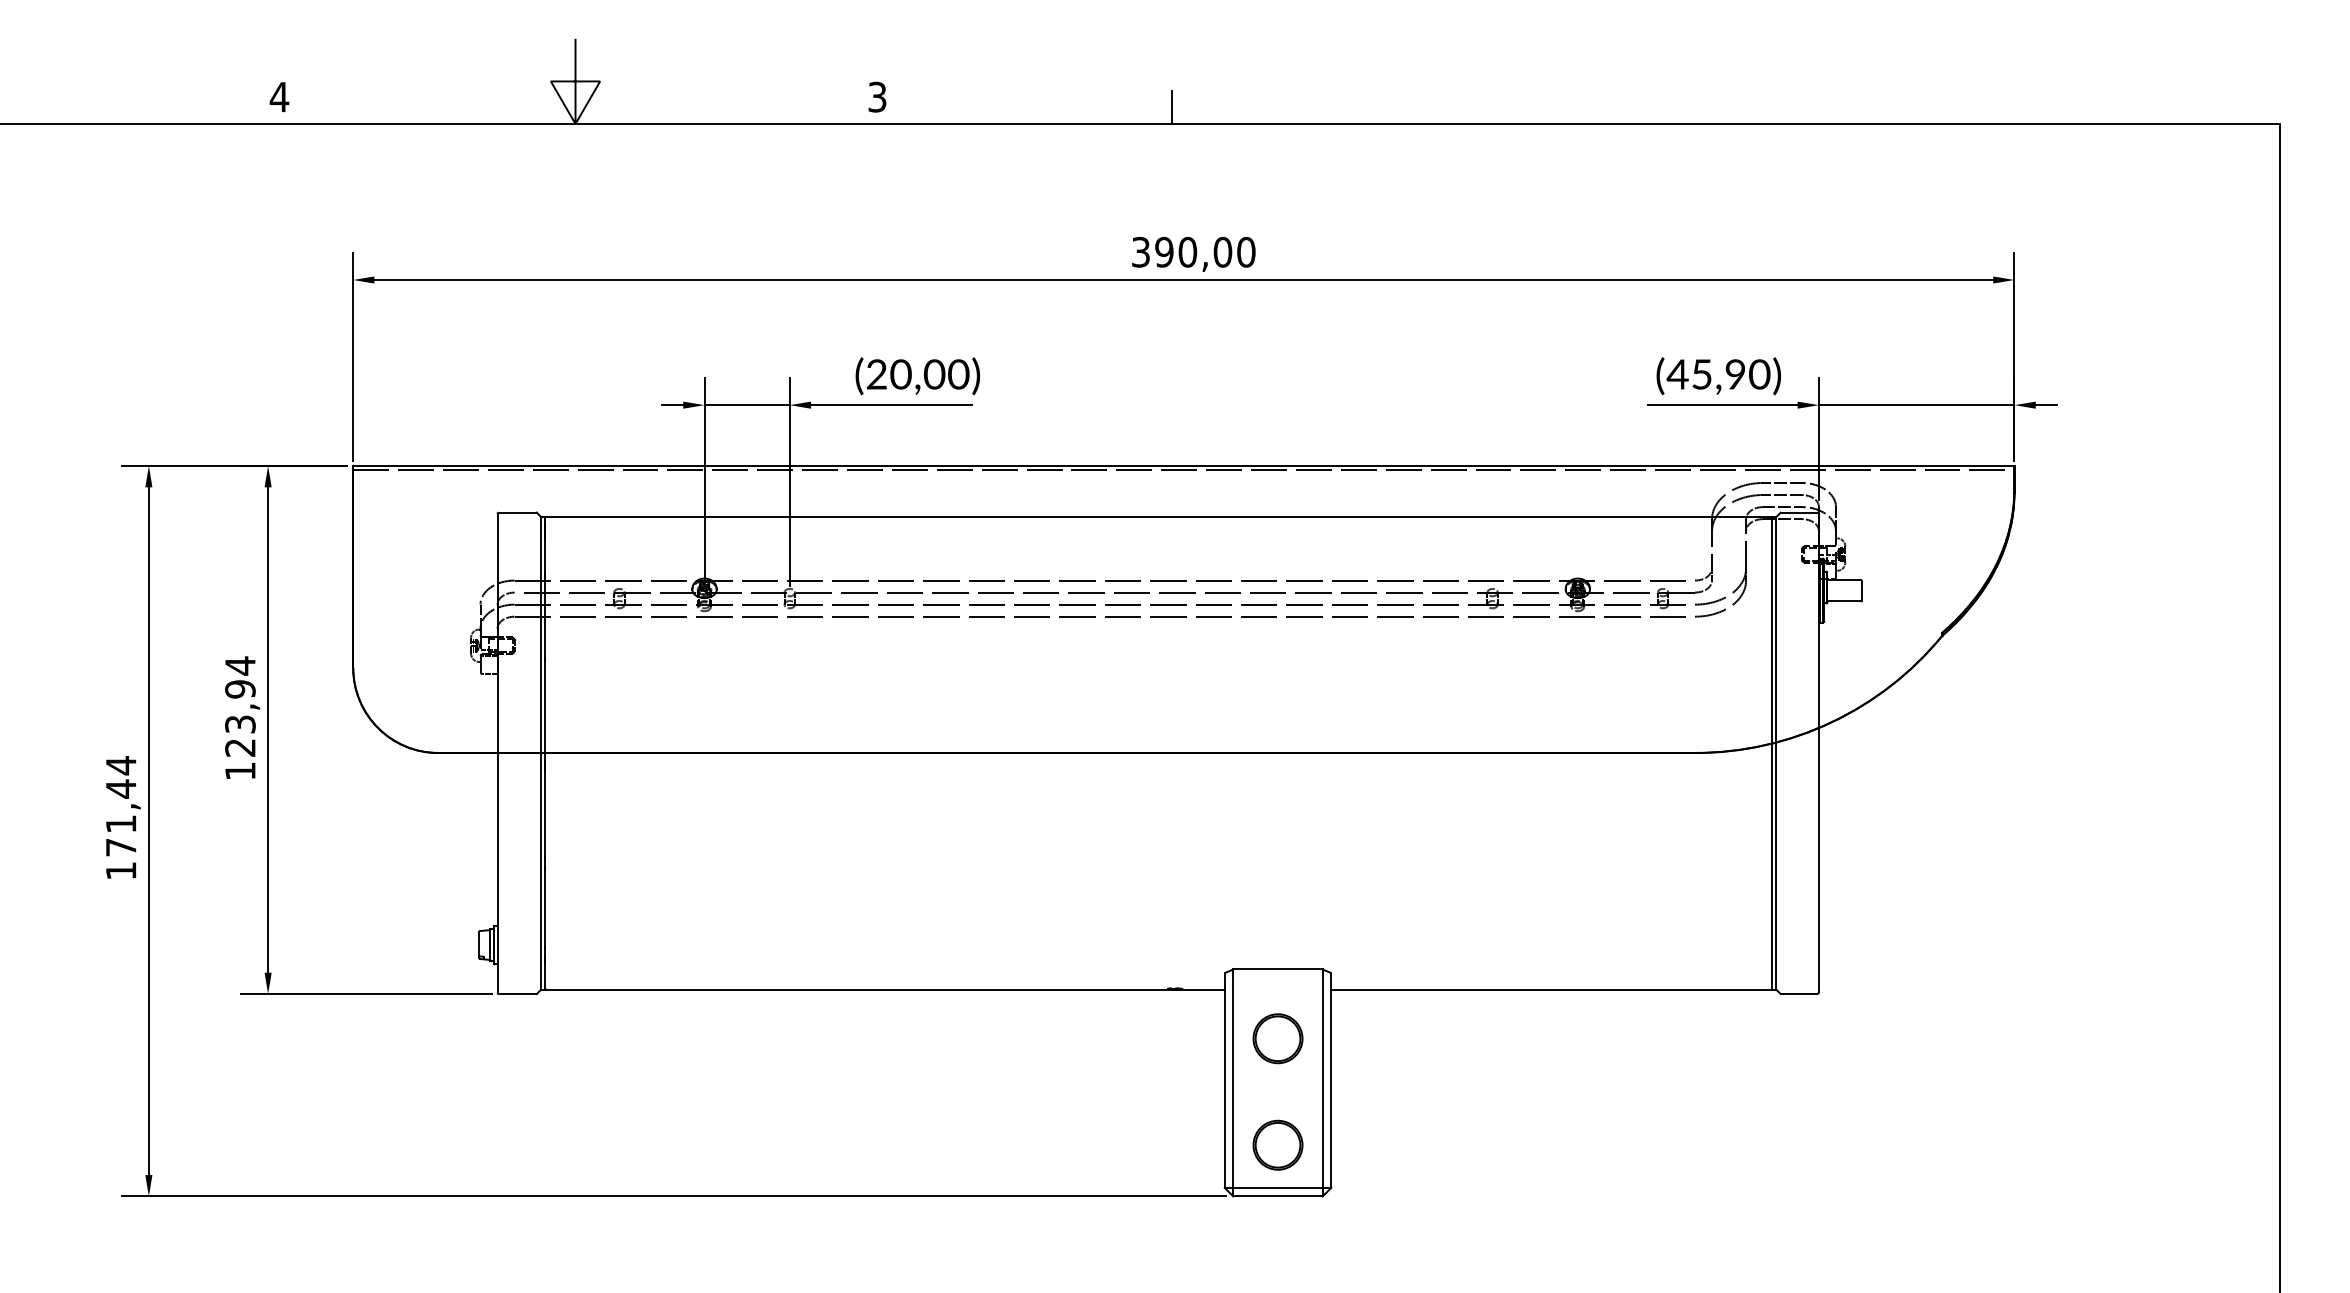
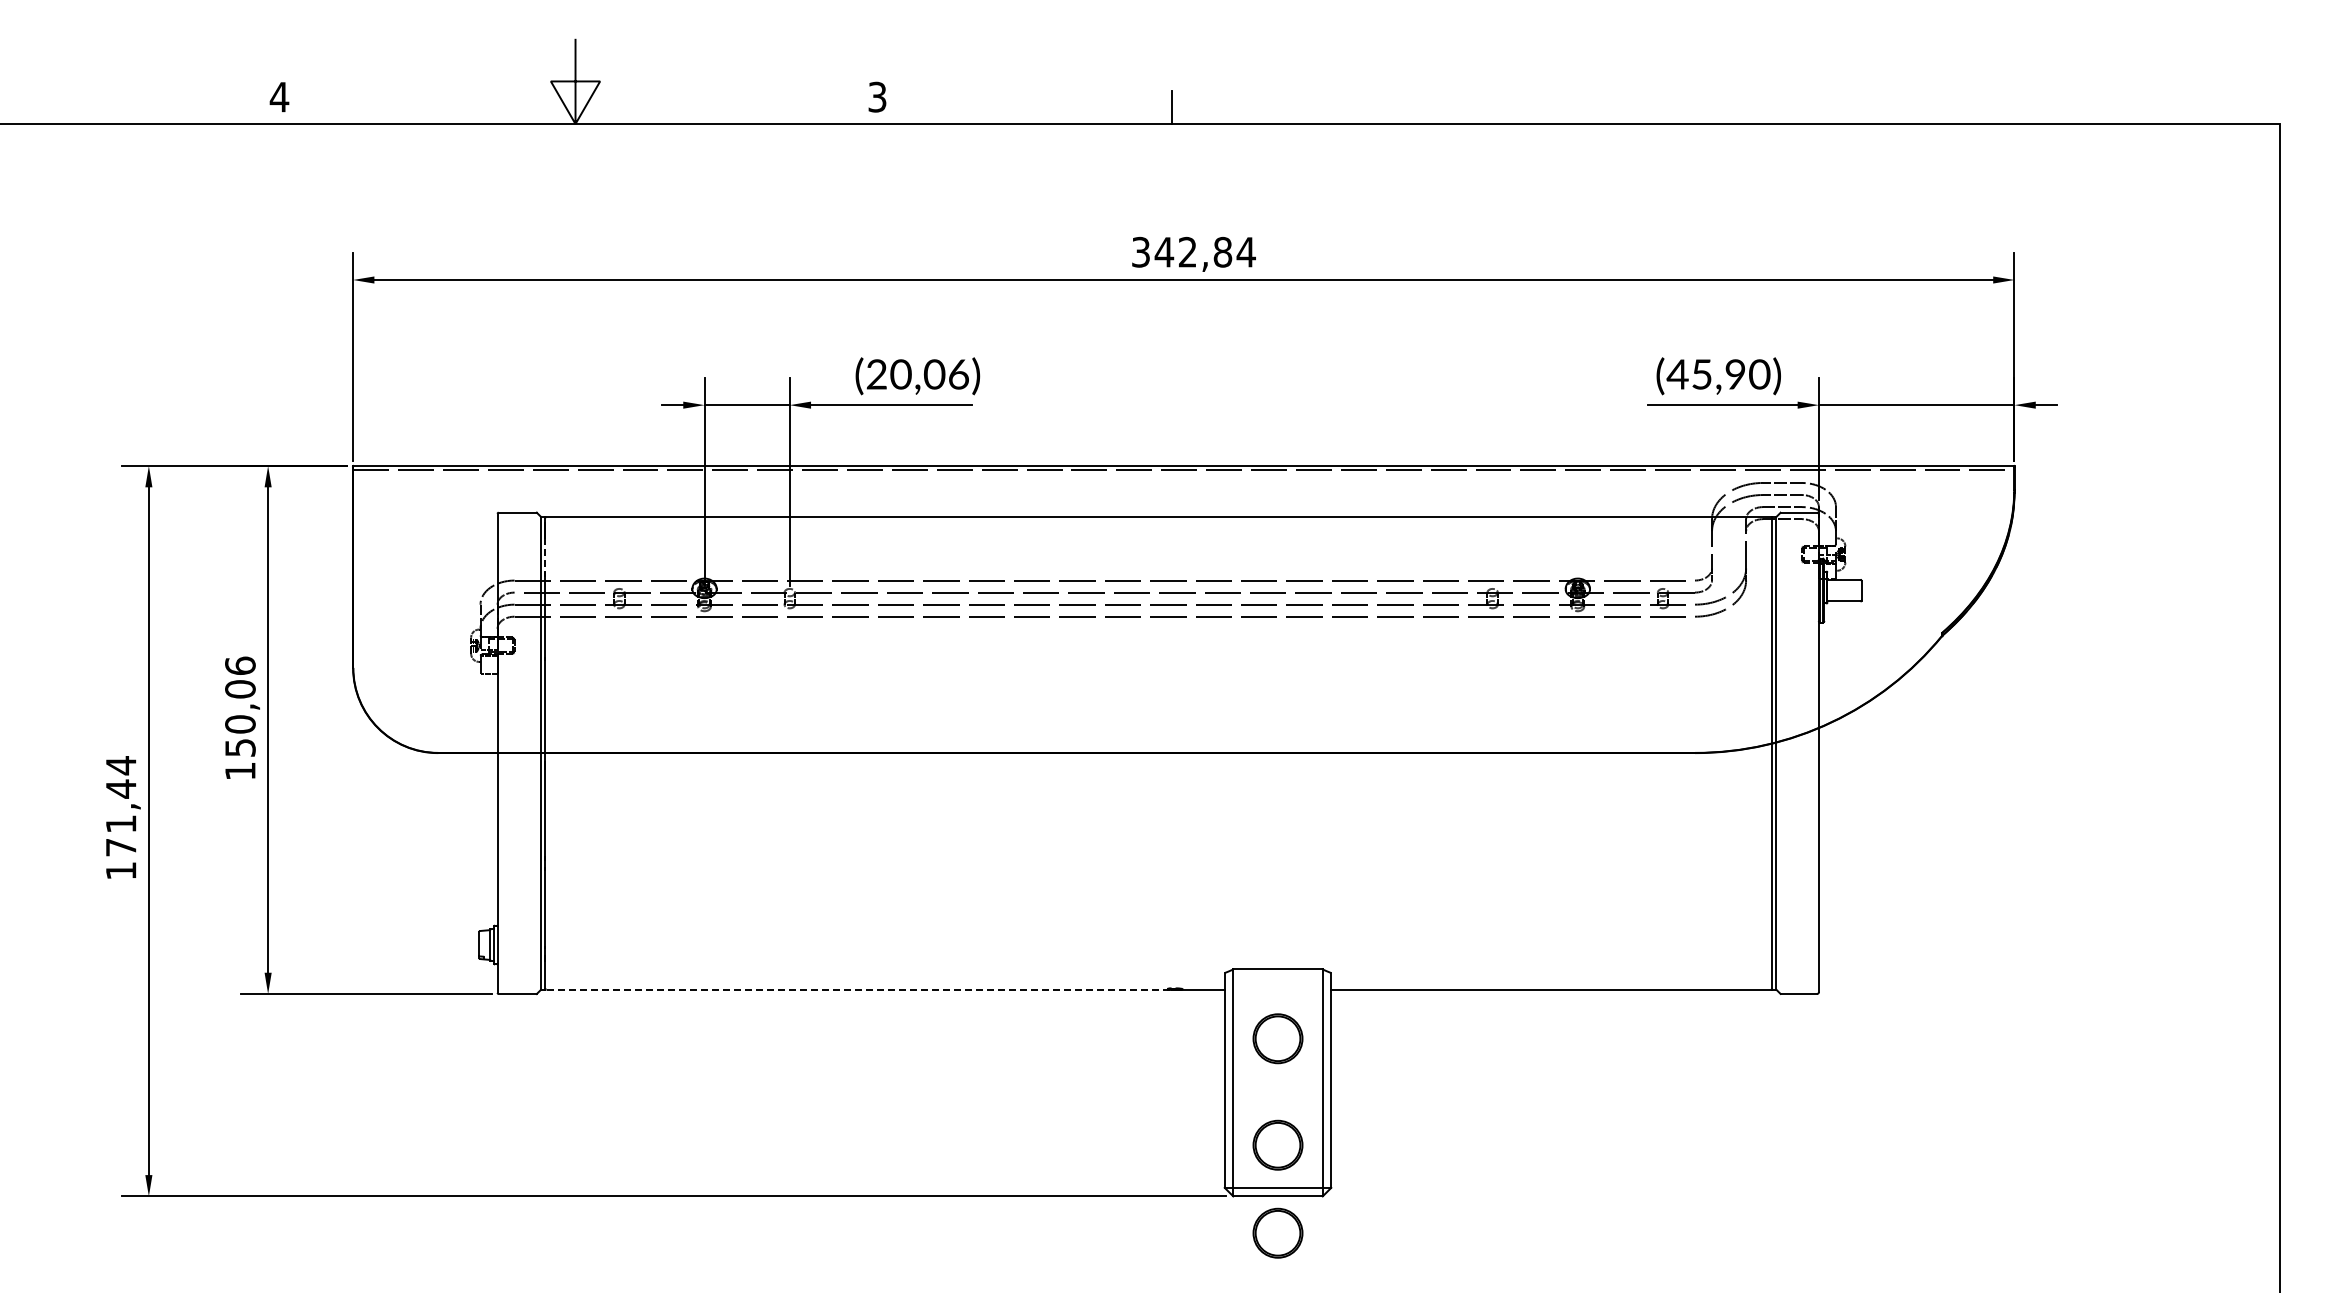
text: 390,00 -> 342,84 (1204, 251)
text: (20,00) -> (20,06) (958, 374)
line: solid -> dashed (545, 555)
text: 123,94 -> 150,06 (240, 706)
line: solid -> dashed (857, 989)
part: none -> present (1277, 1232)
